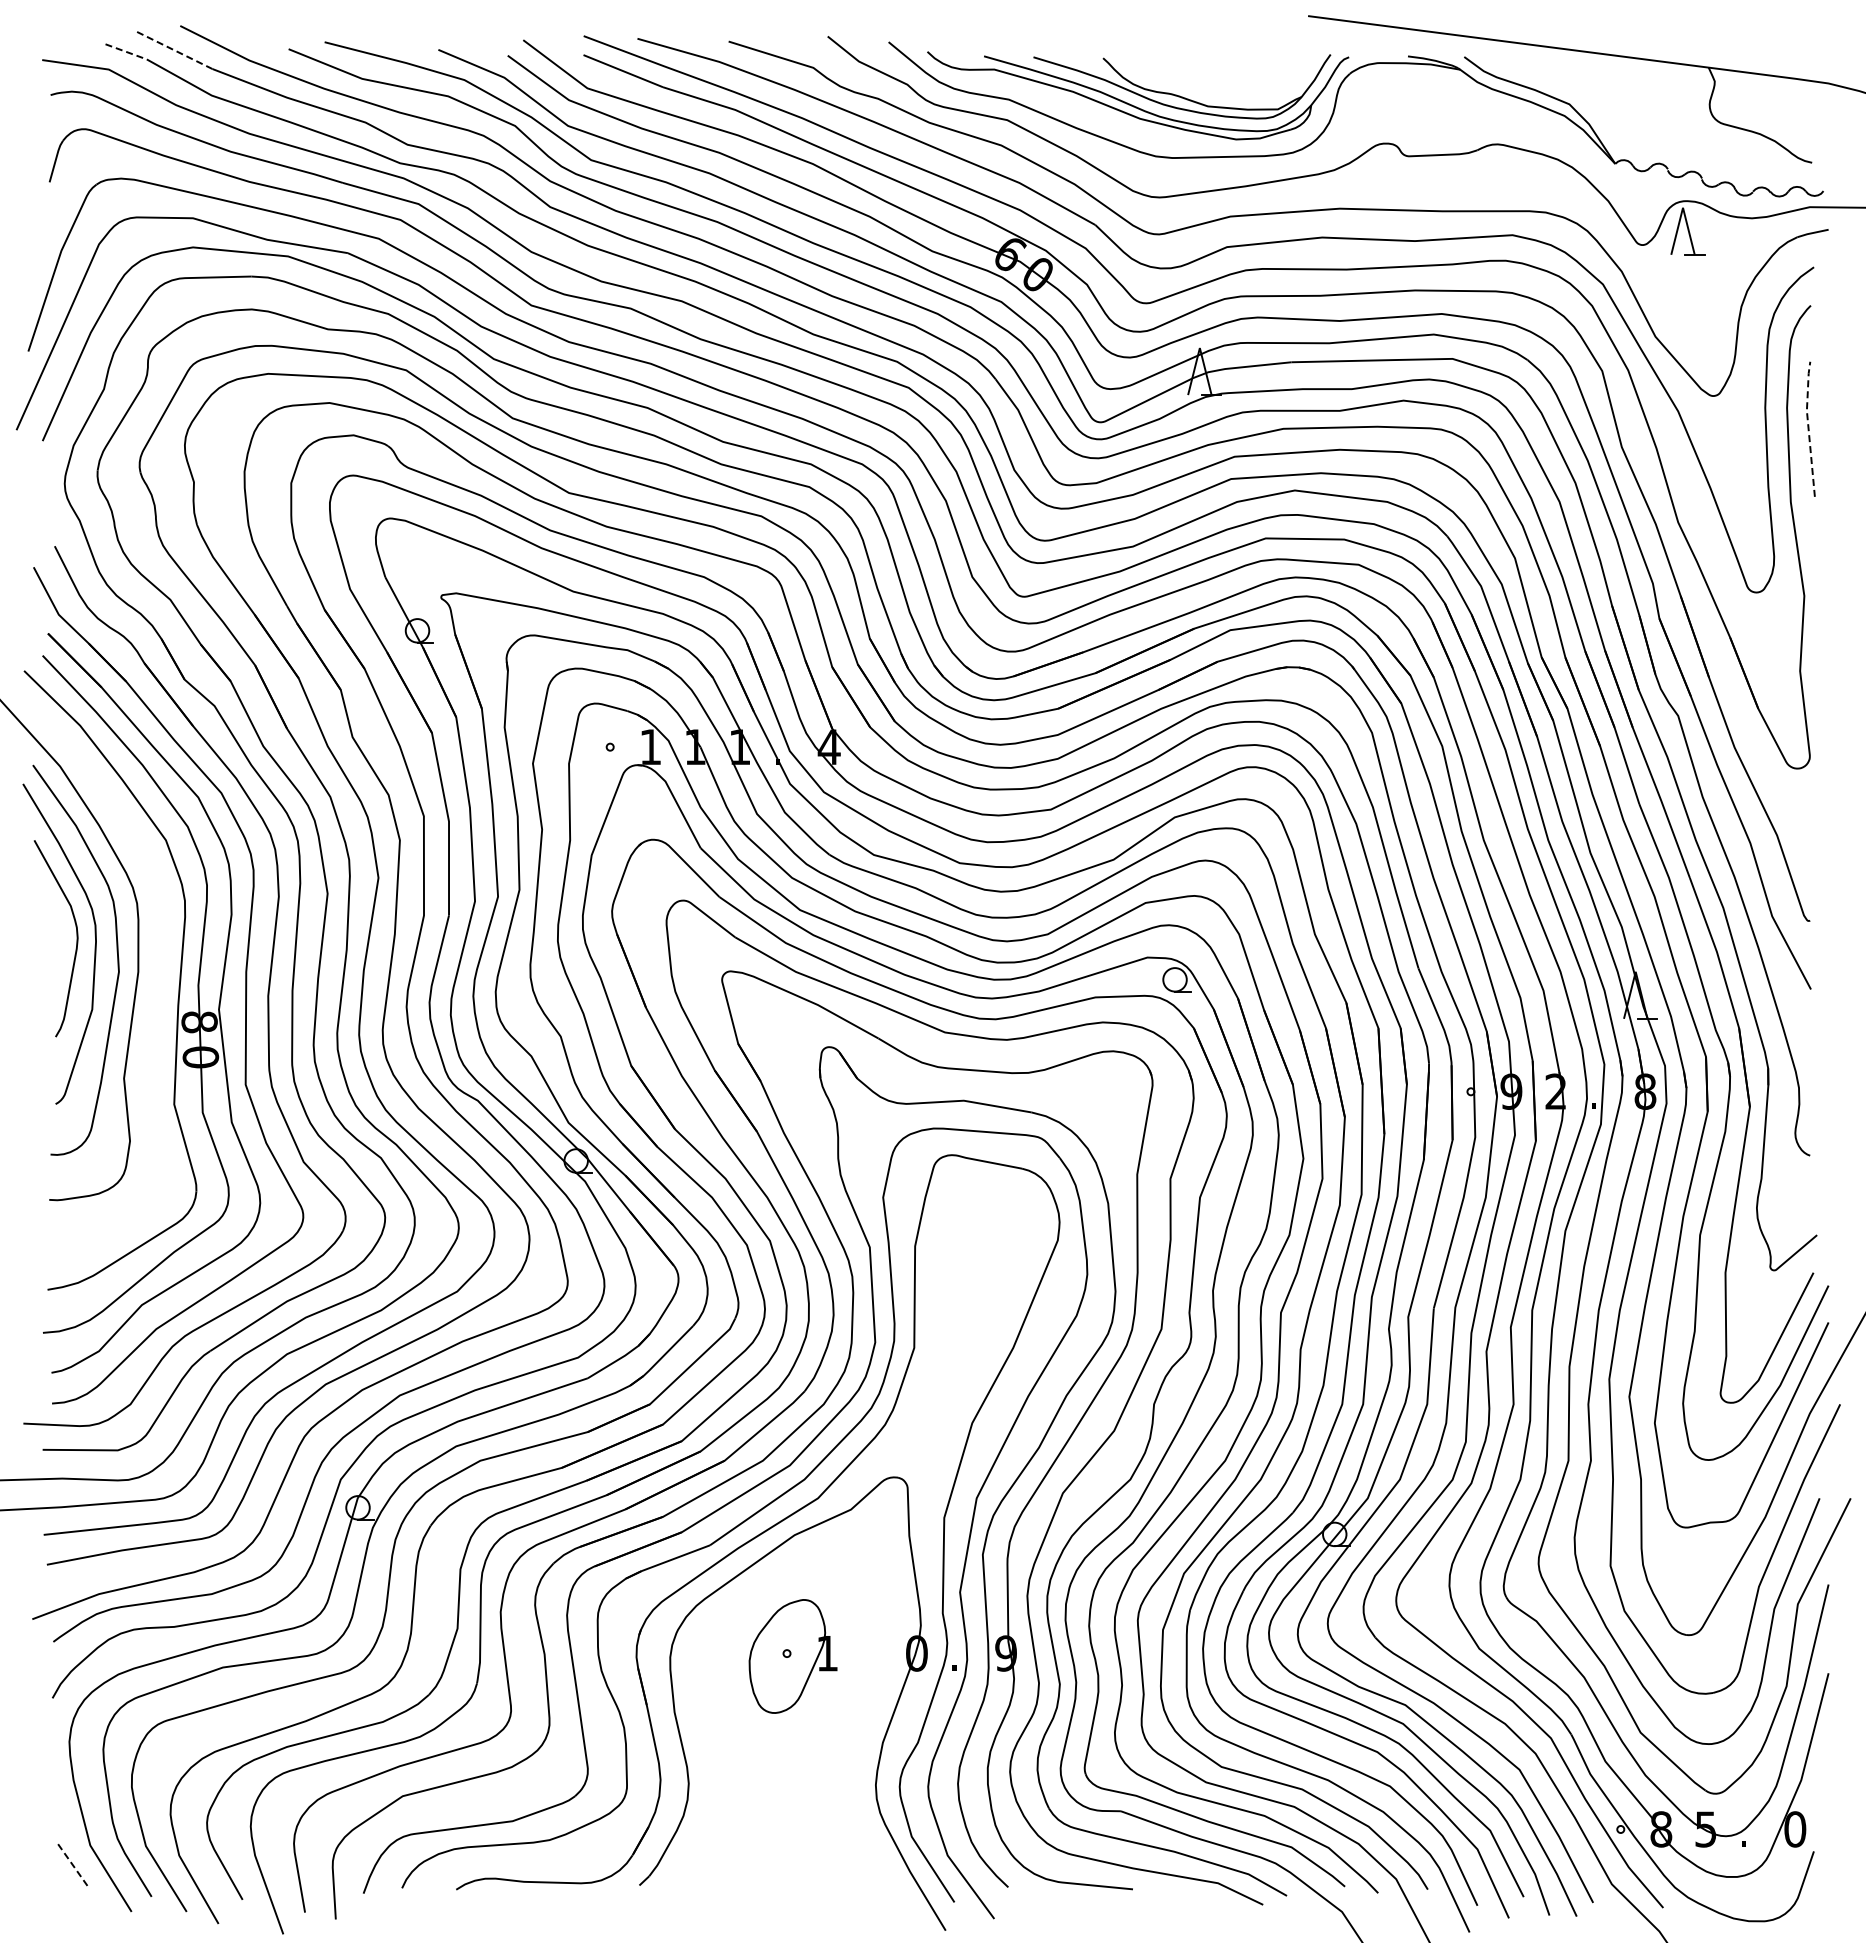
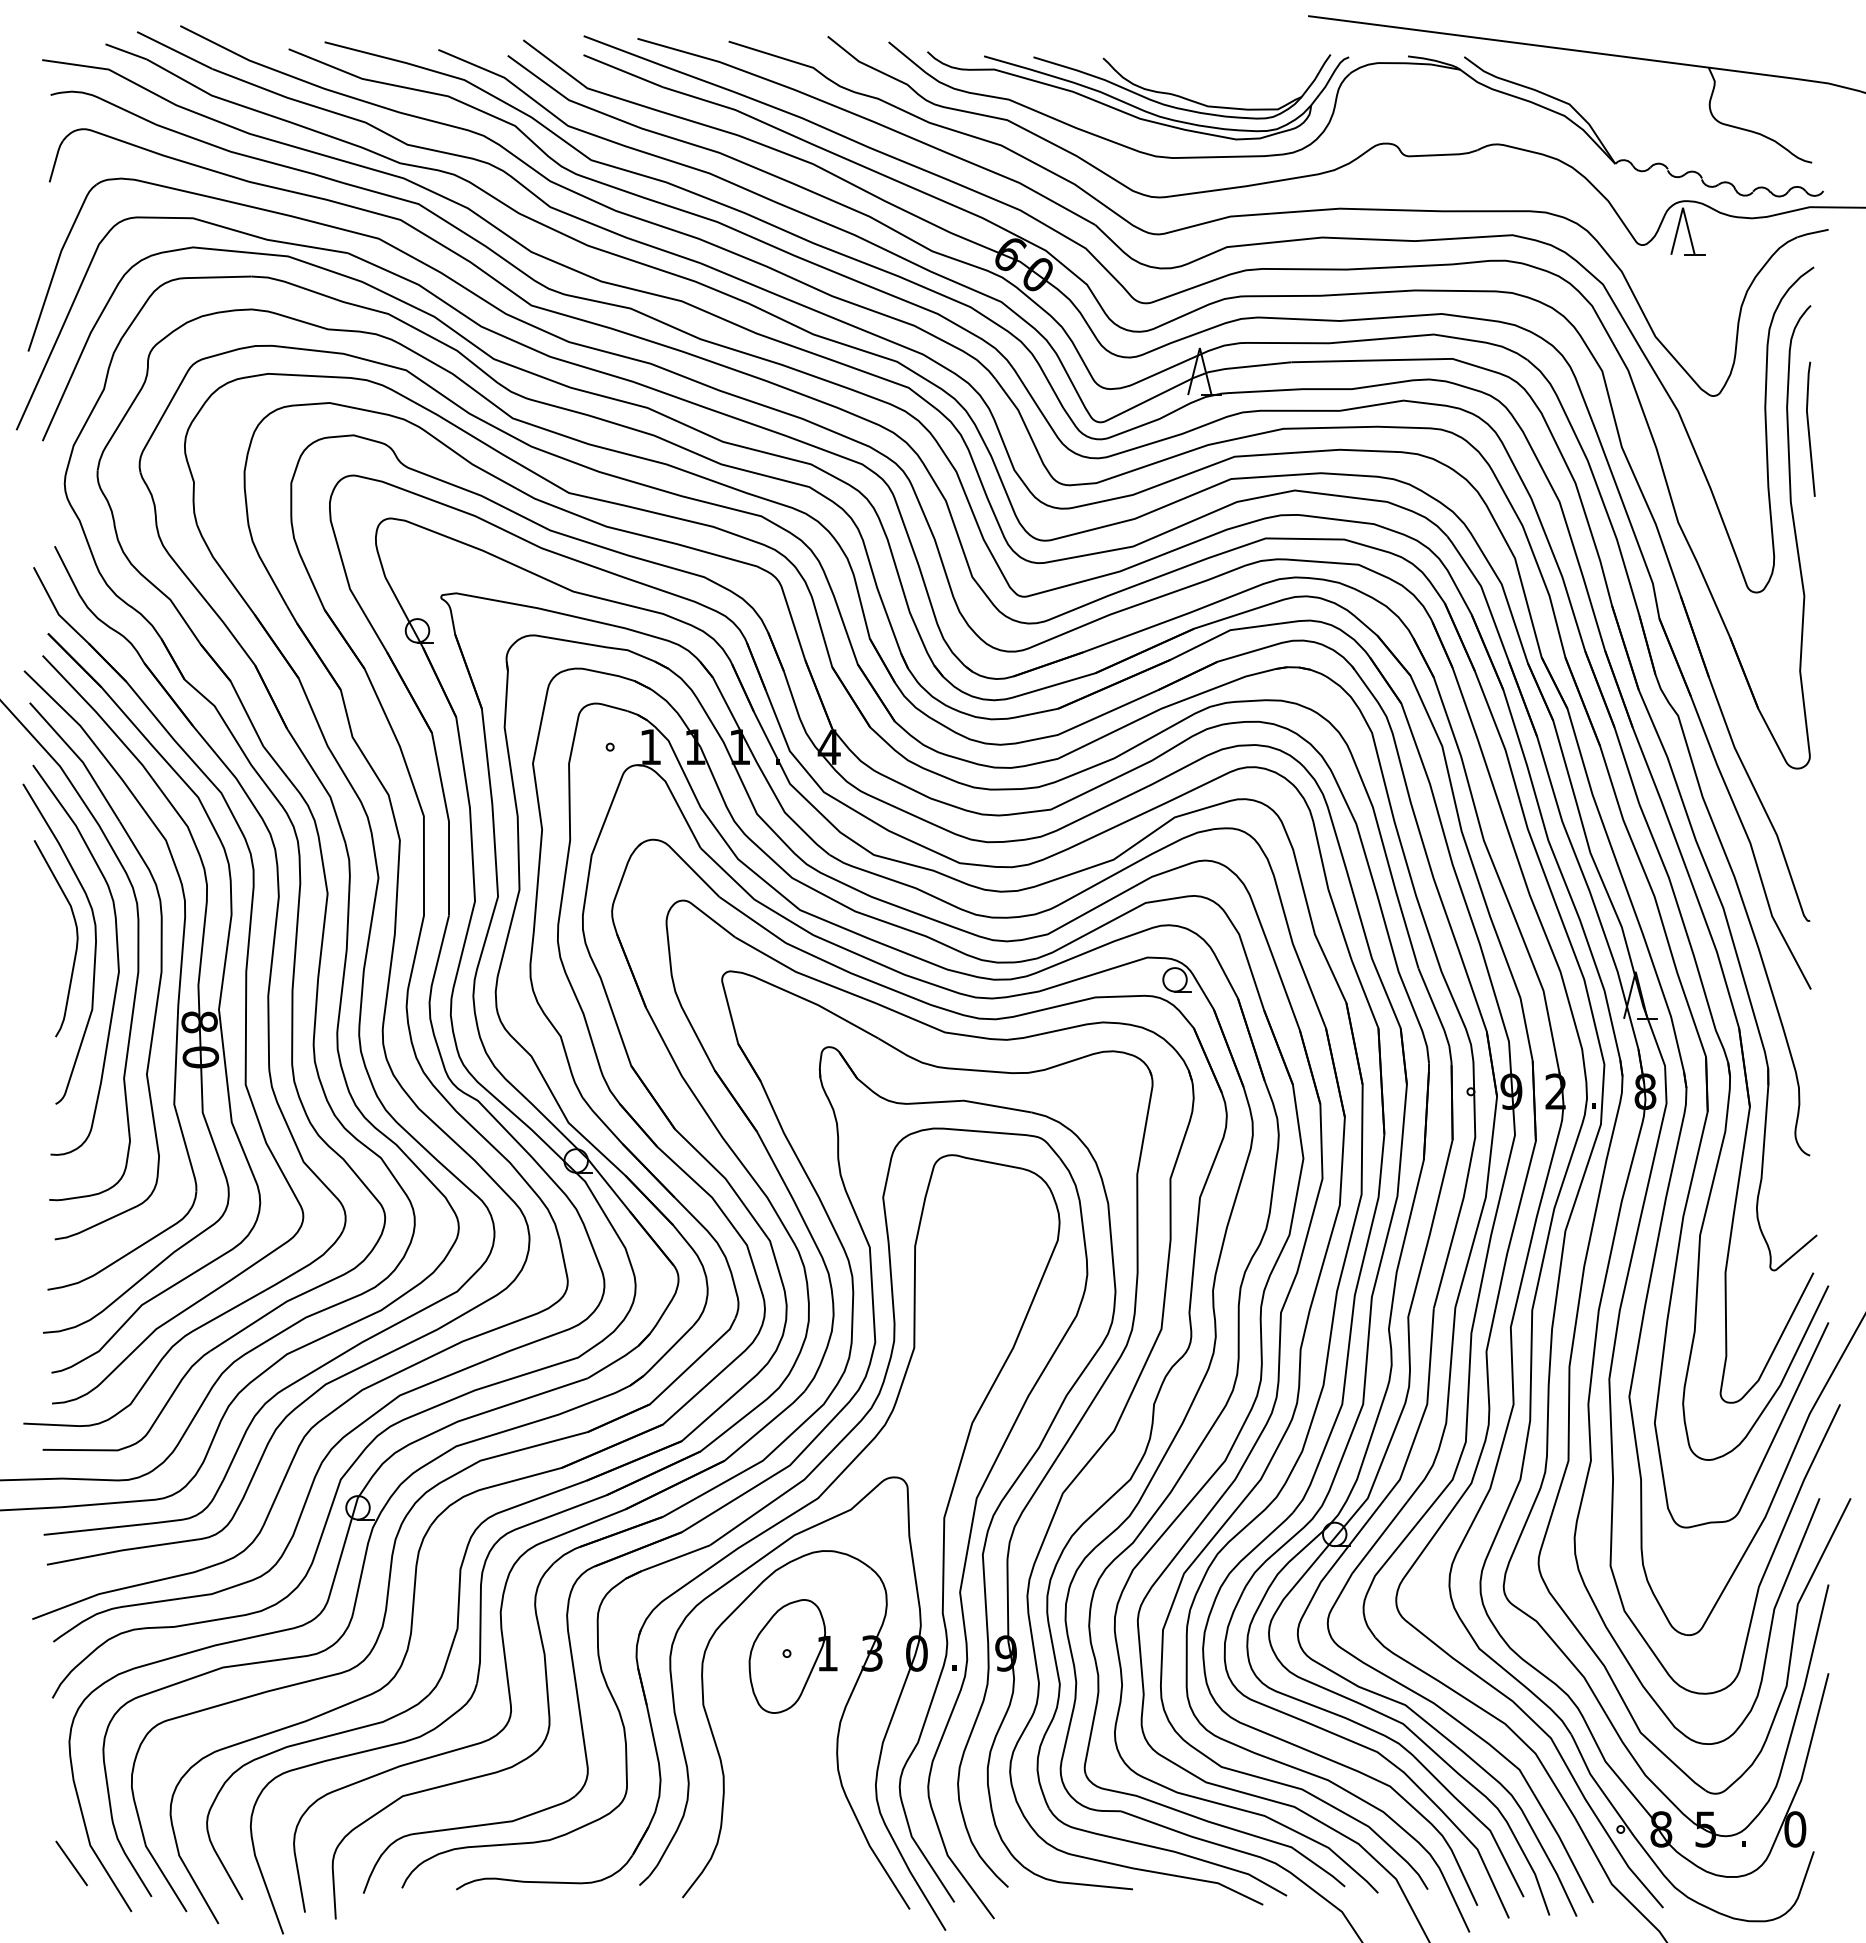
line: dashed -> solid (174, 50)
line: dashed -> solid (126, 51)
line: dashed -> solid (1808, 427)
part: none -> present (159, 977)
part: none -> present (836, 1738)
line: dashed -> solid (71, 1863)
